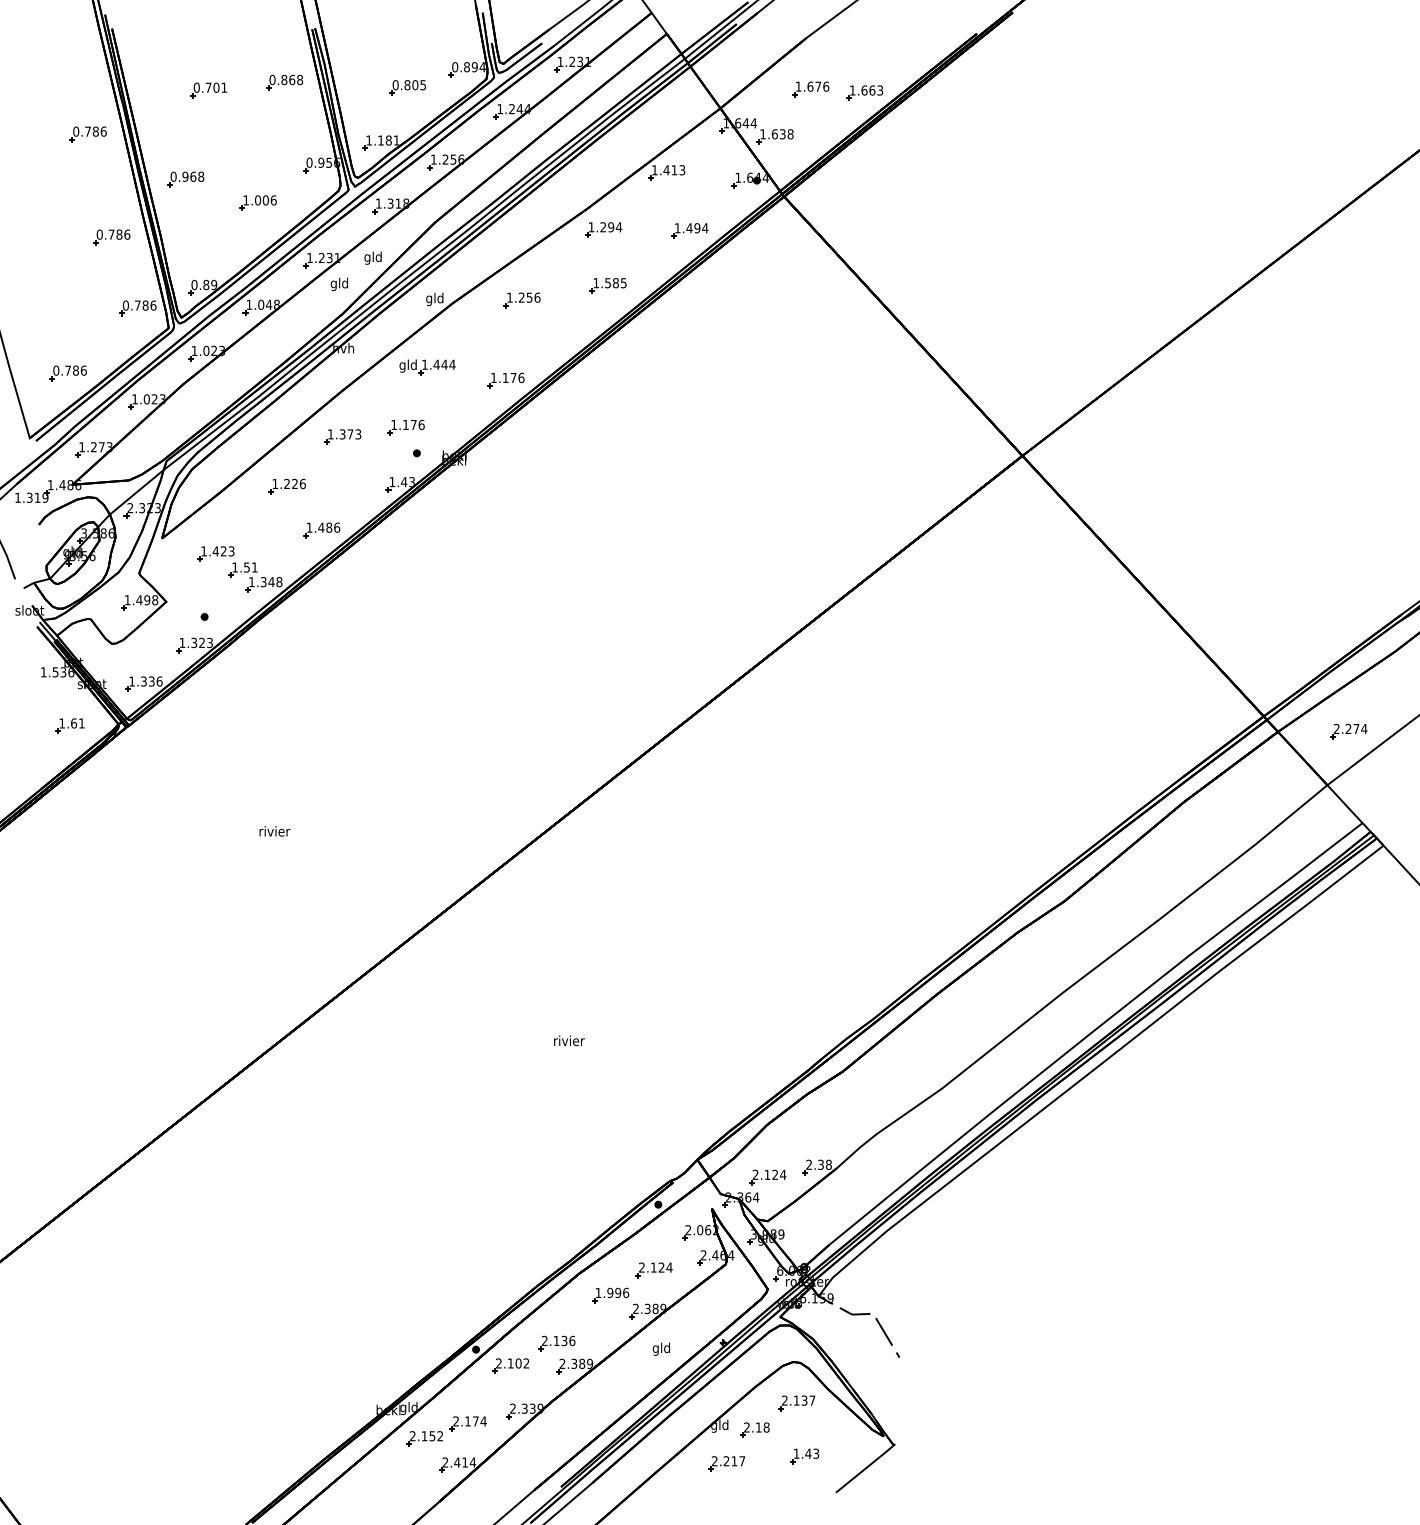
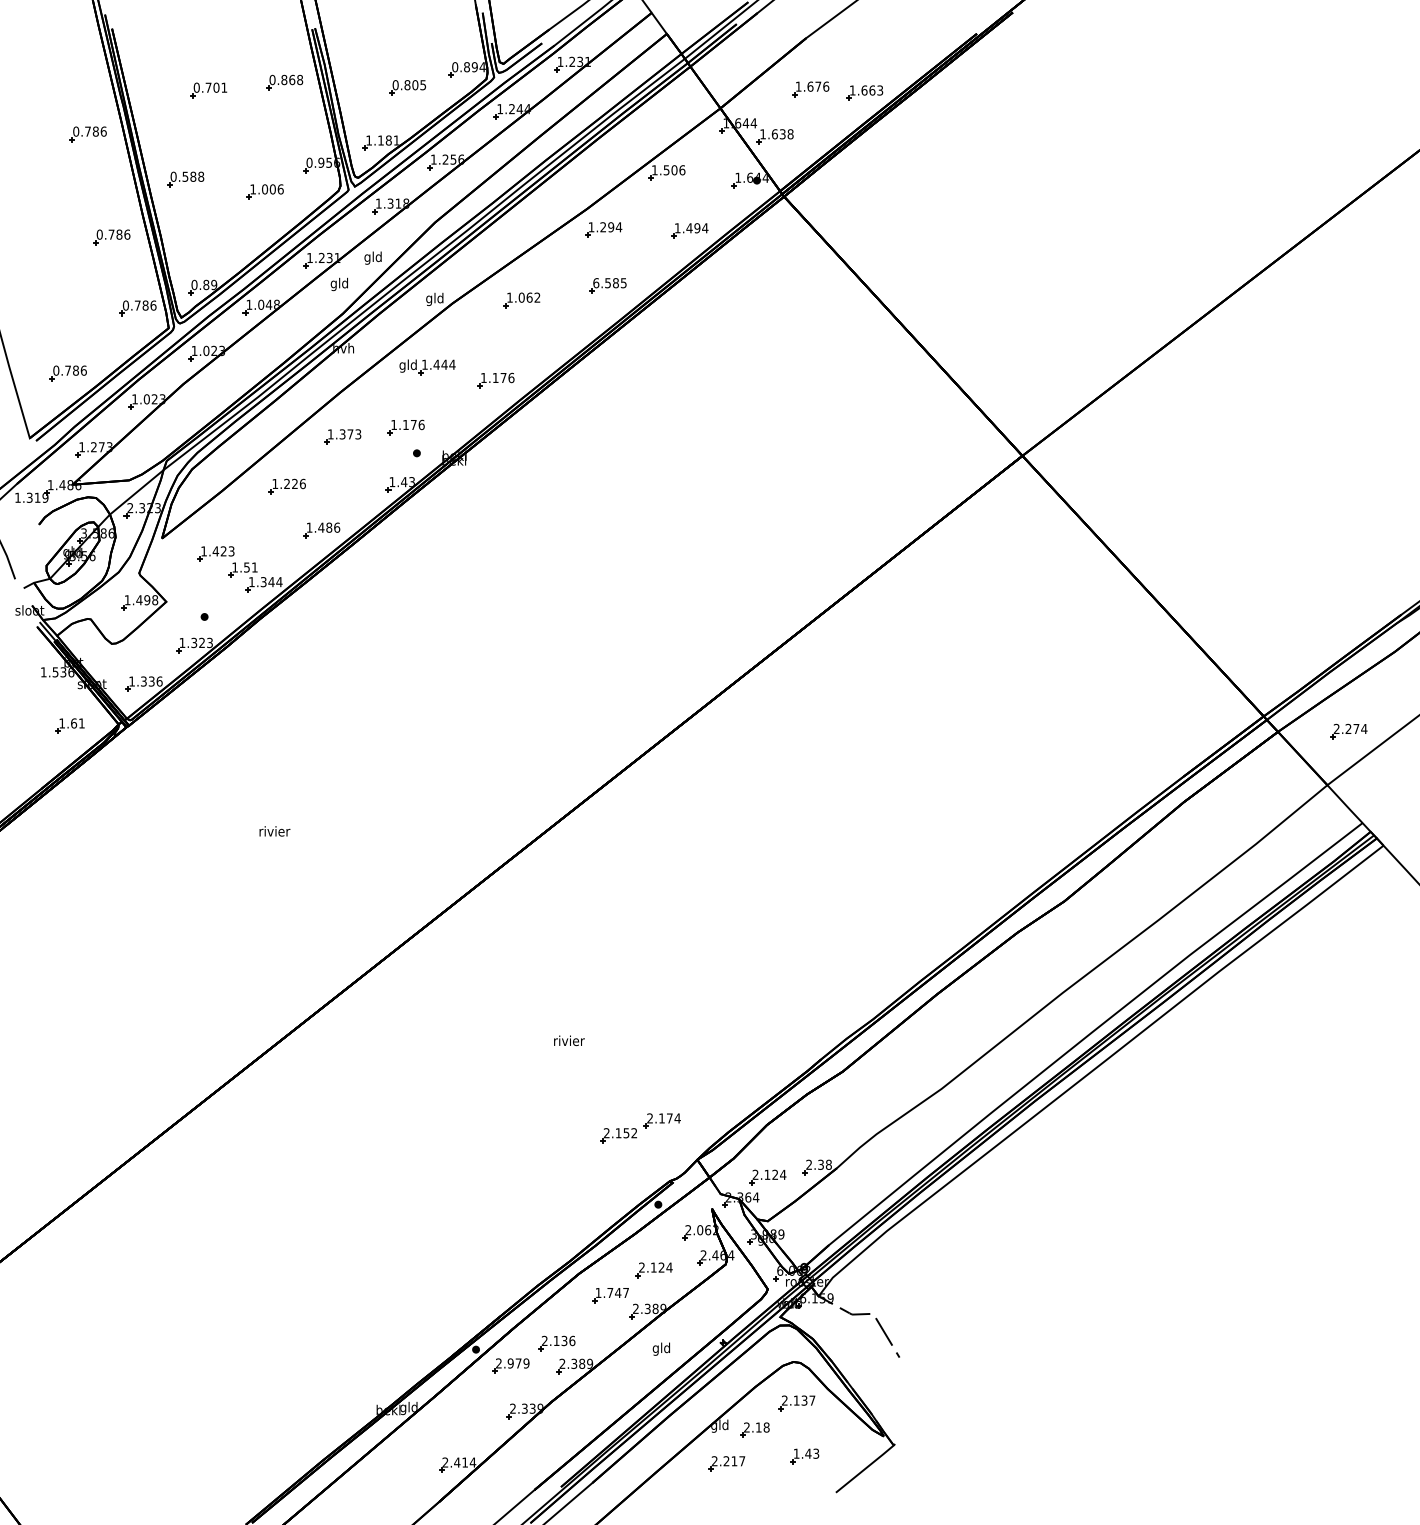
text: 1.413 -> 1.506 (674, 170)
text: 0.968 -> 0.588 (189, 176)
part position: (257, 202) -> (264, 191) (264, 191)
text: 1.585 -> 6.585 (596, 283)
text: 1.256 -> 1.062 (529, 297)
part position: (505, 380) -> (495, 380) (495, 380)
text: 1.348 -> 1.344 (279, 582)
text: 1.996 -> 1.747 (618, 1292)
text: 2.102 -> 2.979 (518, 1363)
part position: (446, 1431) -> (640, 1128) (640, 1128)
